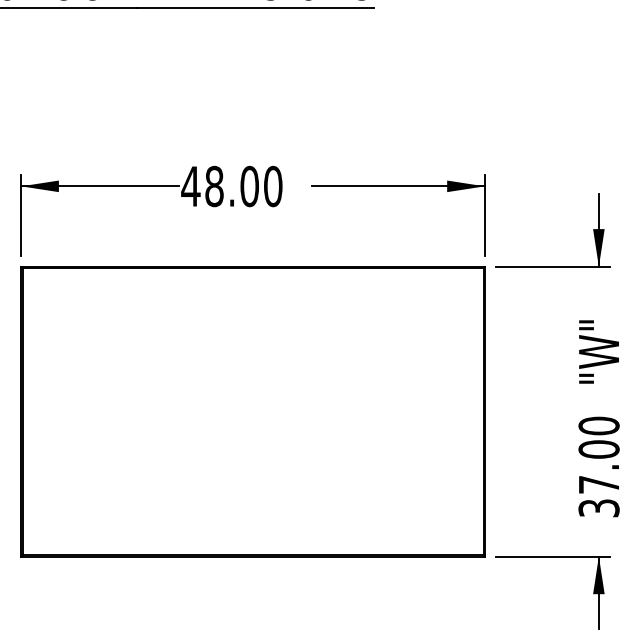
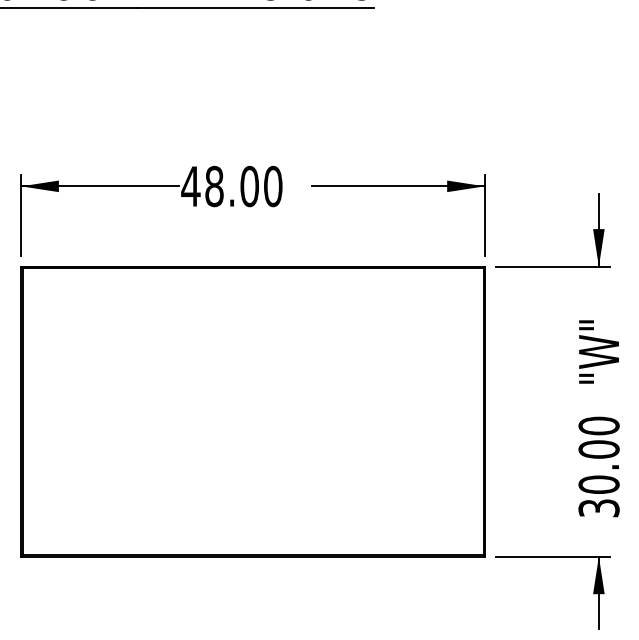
text: 37.00 -> 30.00 (598, 484)
